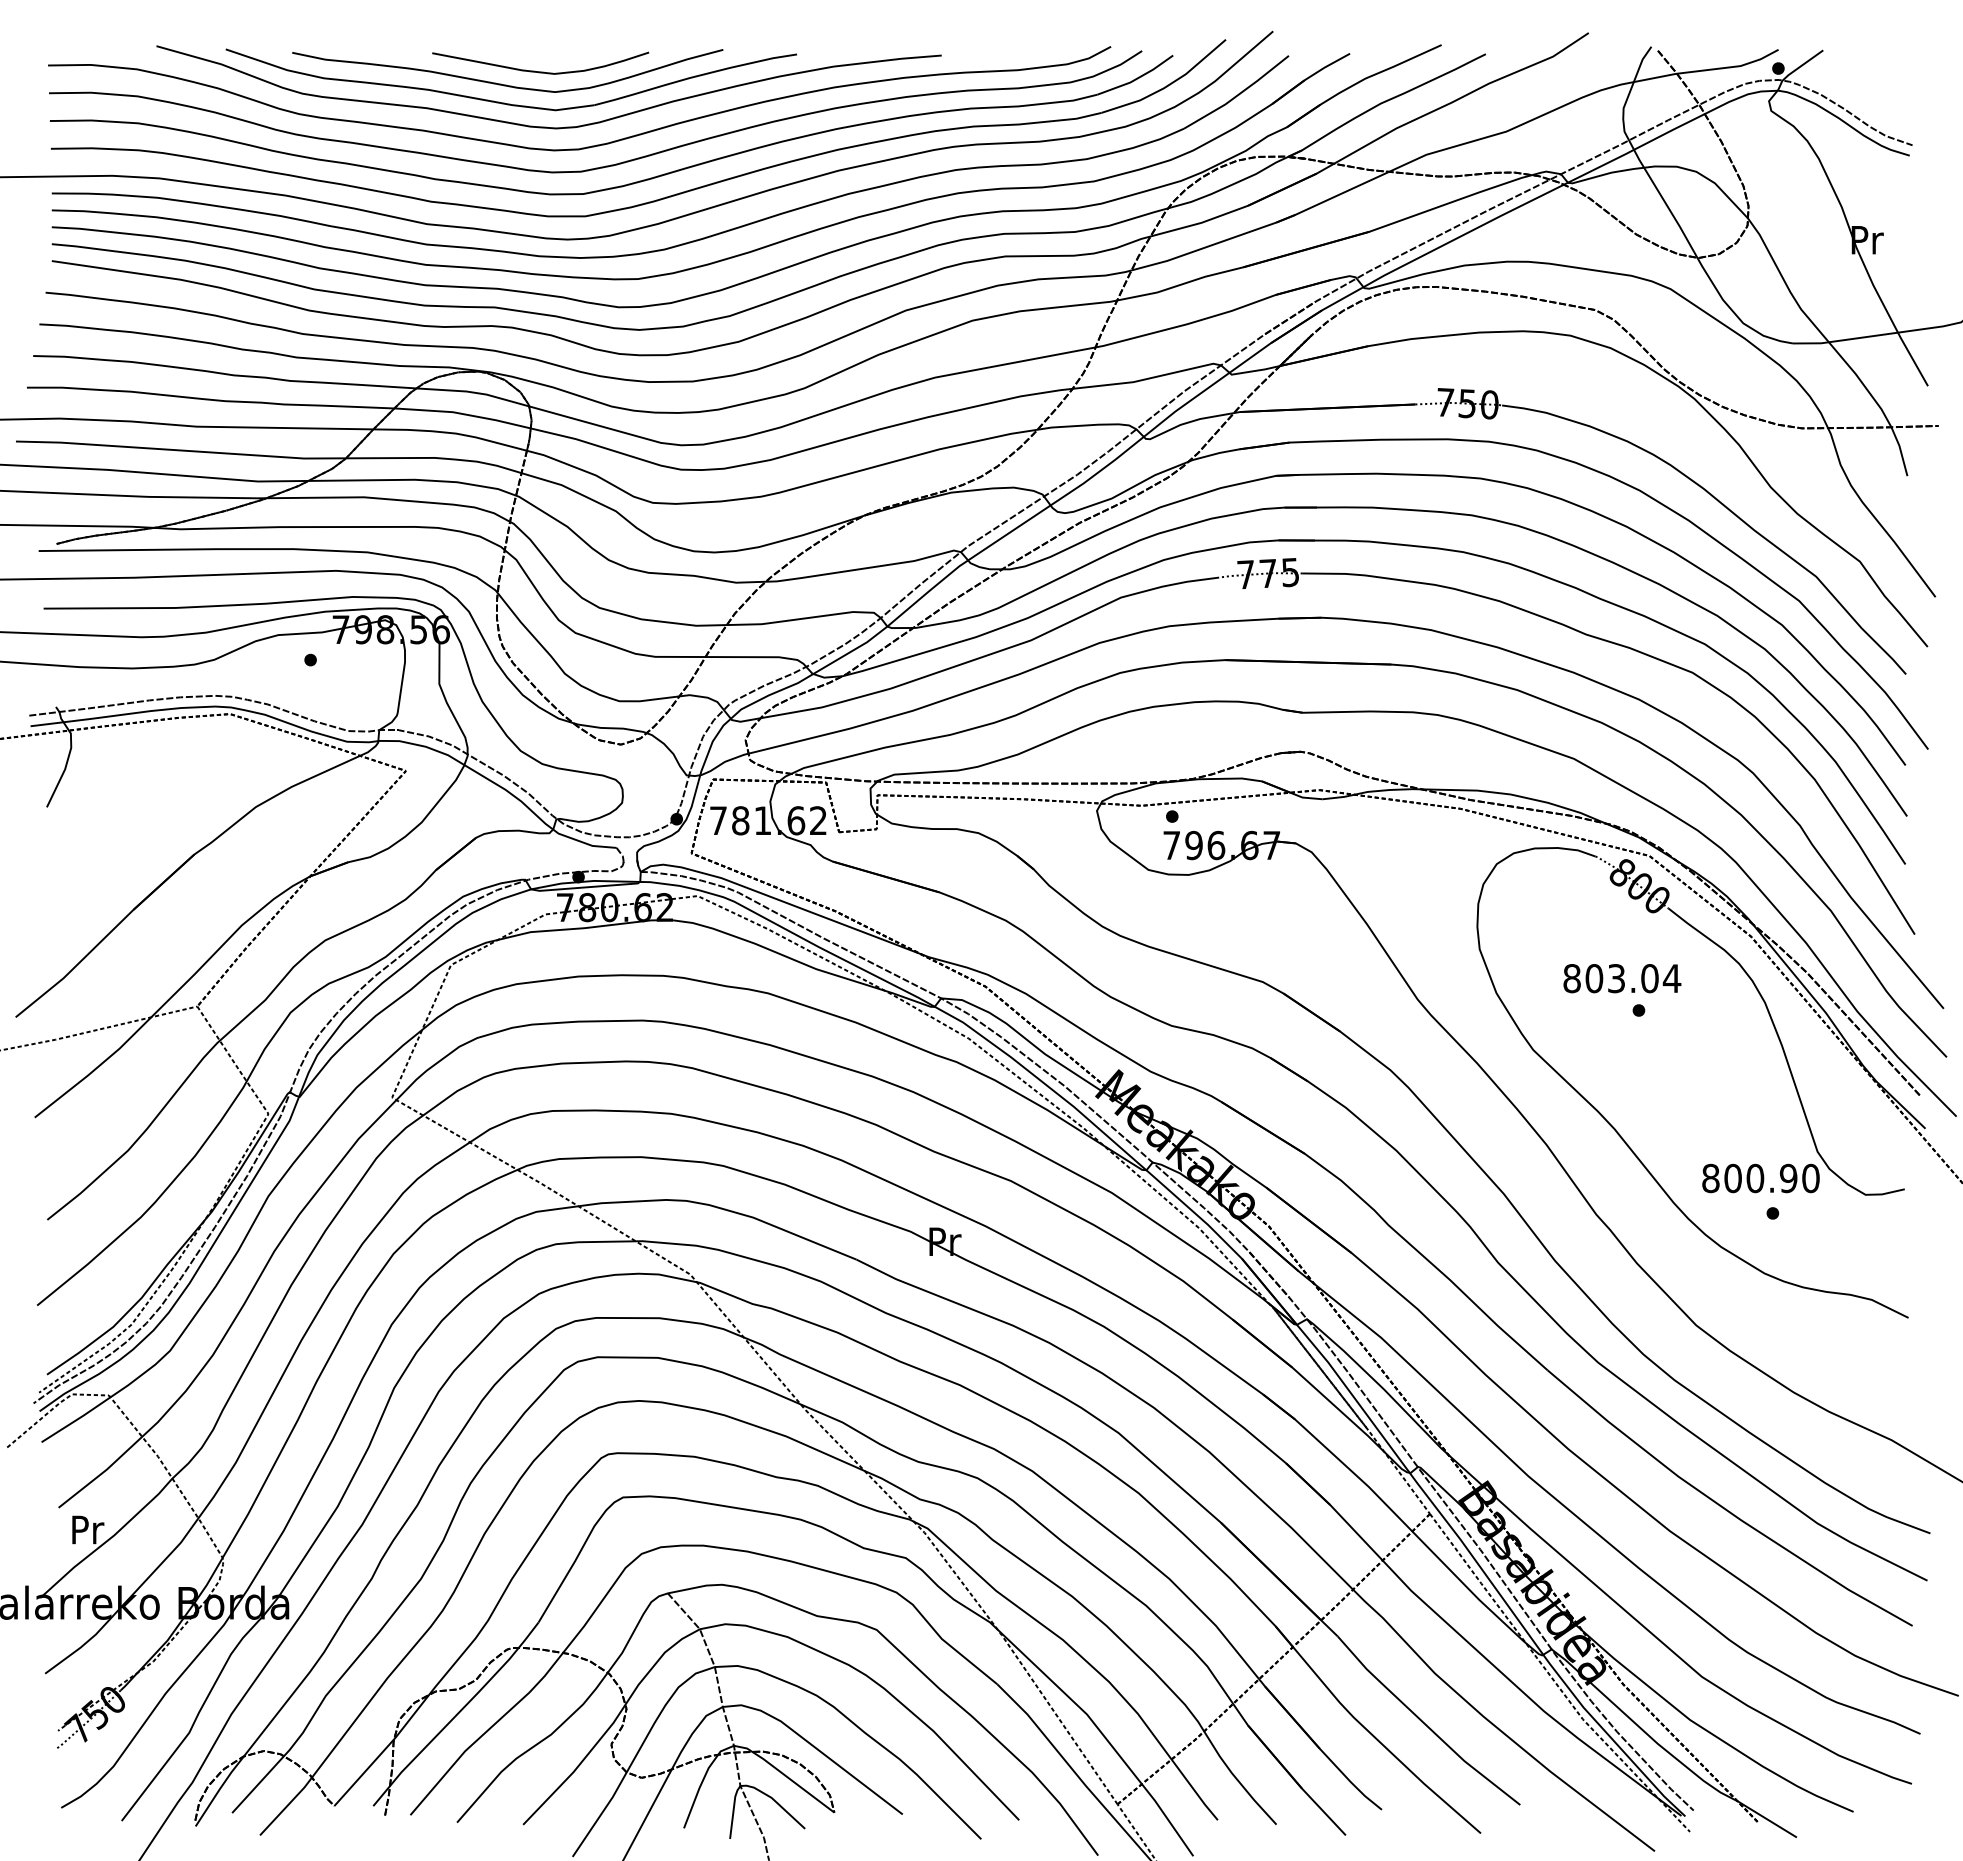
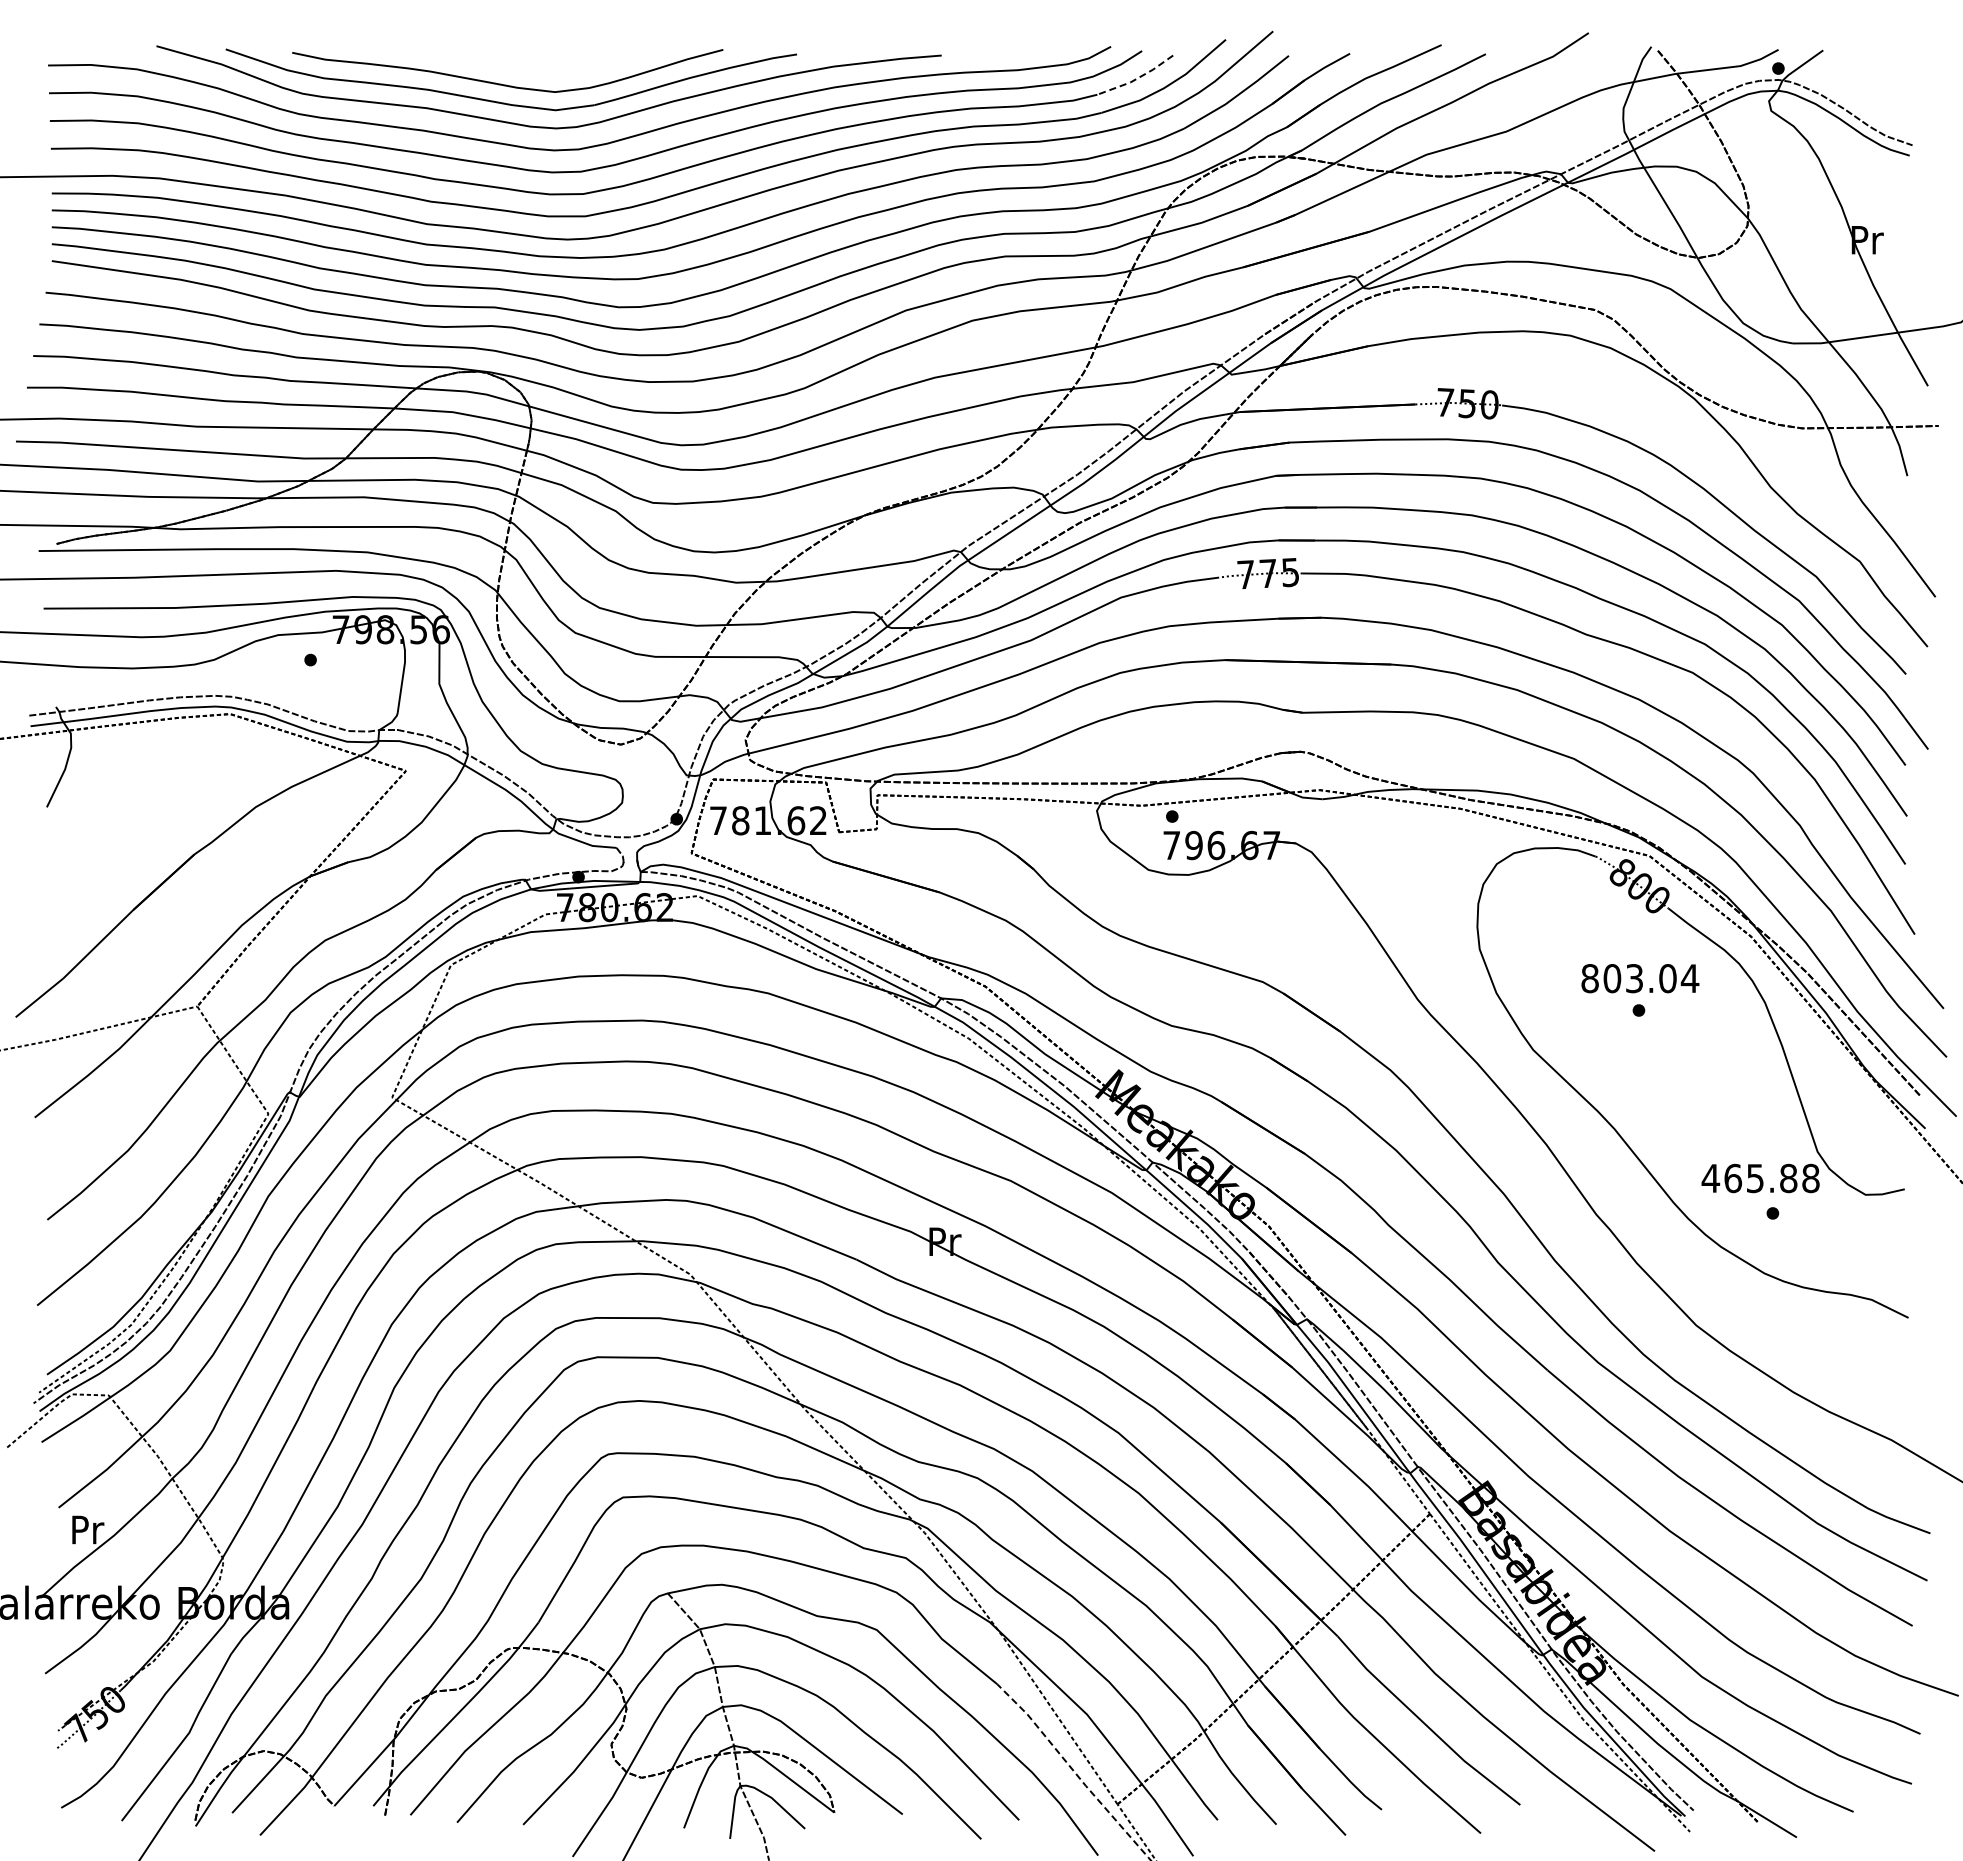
curve: present -> none (540, 71)
line: solid -> dashed (1137, 78)
text position: (1622, 978) -> (1640, 978) (1640, 978)
text: 800.90 -> 465.88 (1760, 1178)
line: solid -> dashed (1073, 1771)
